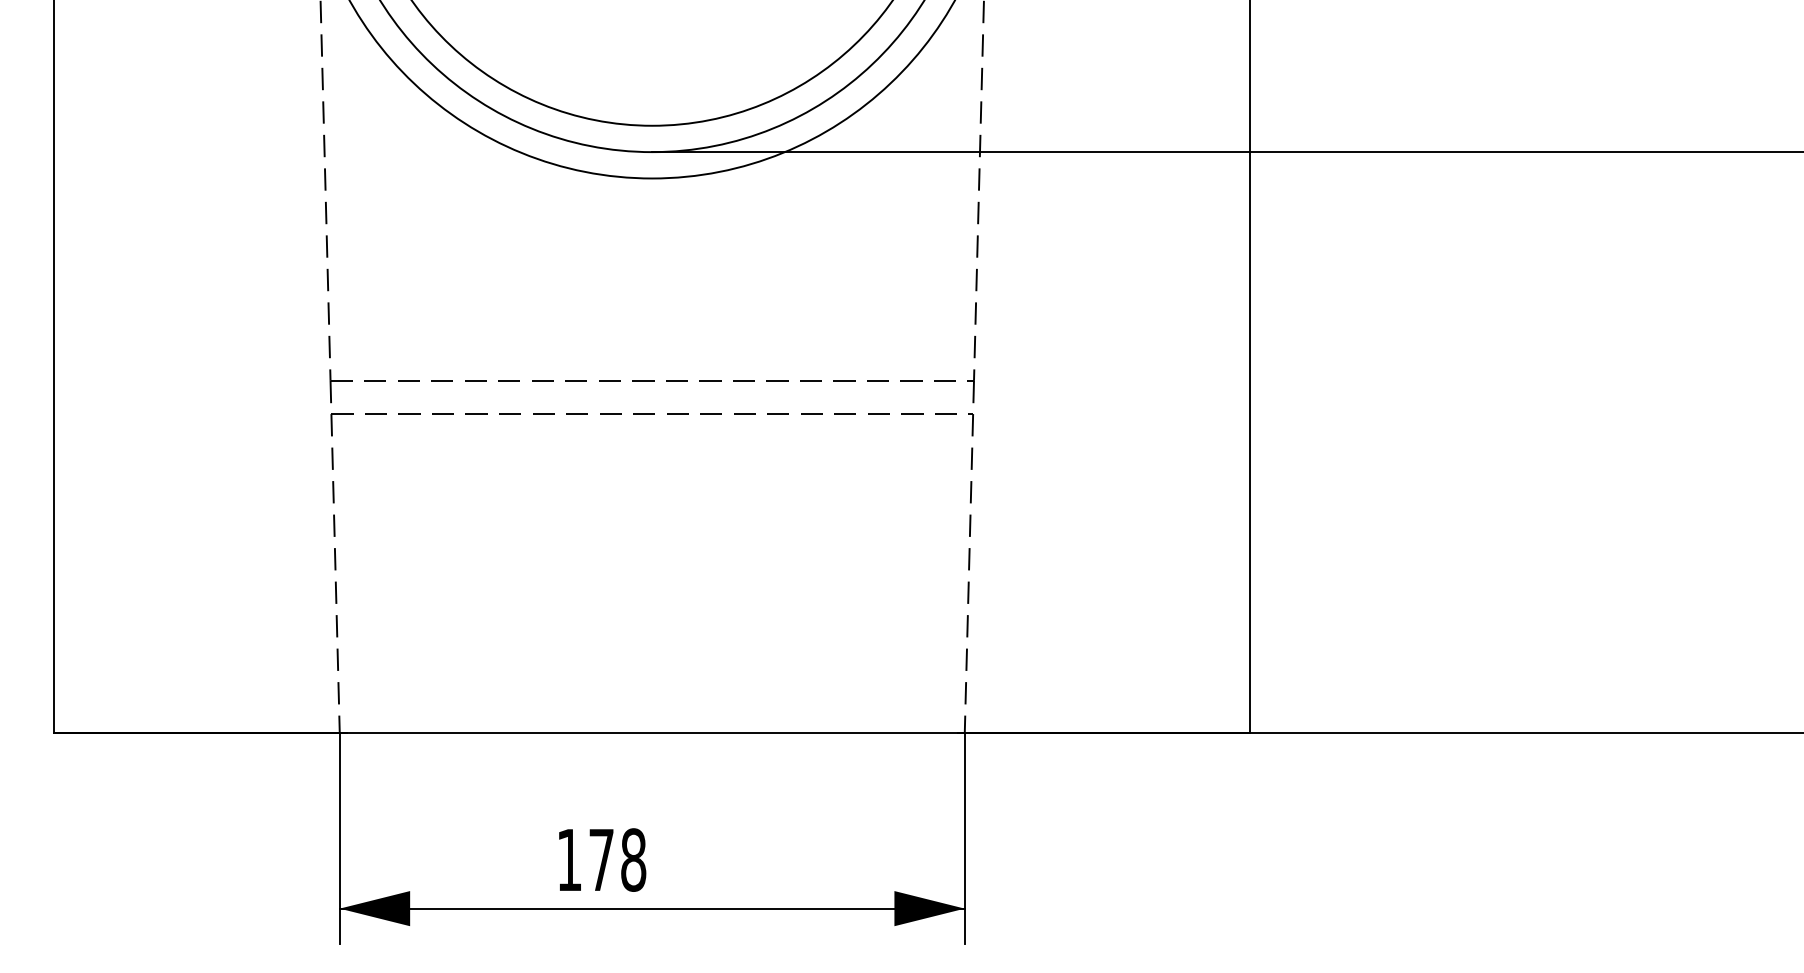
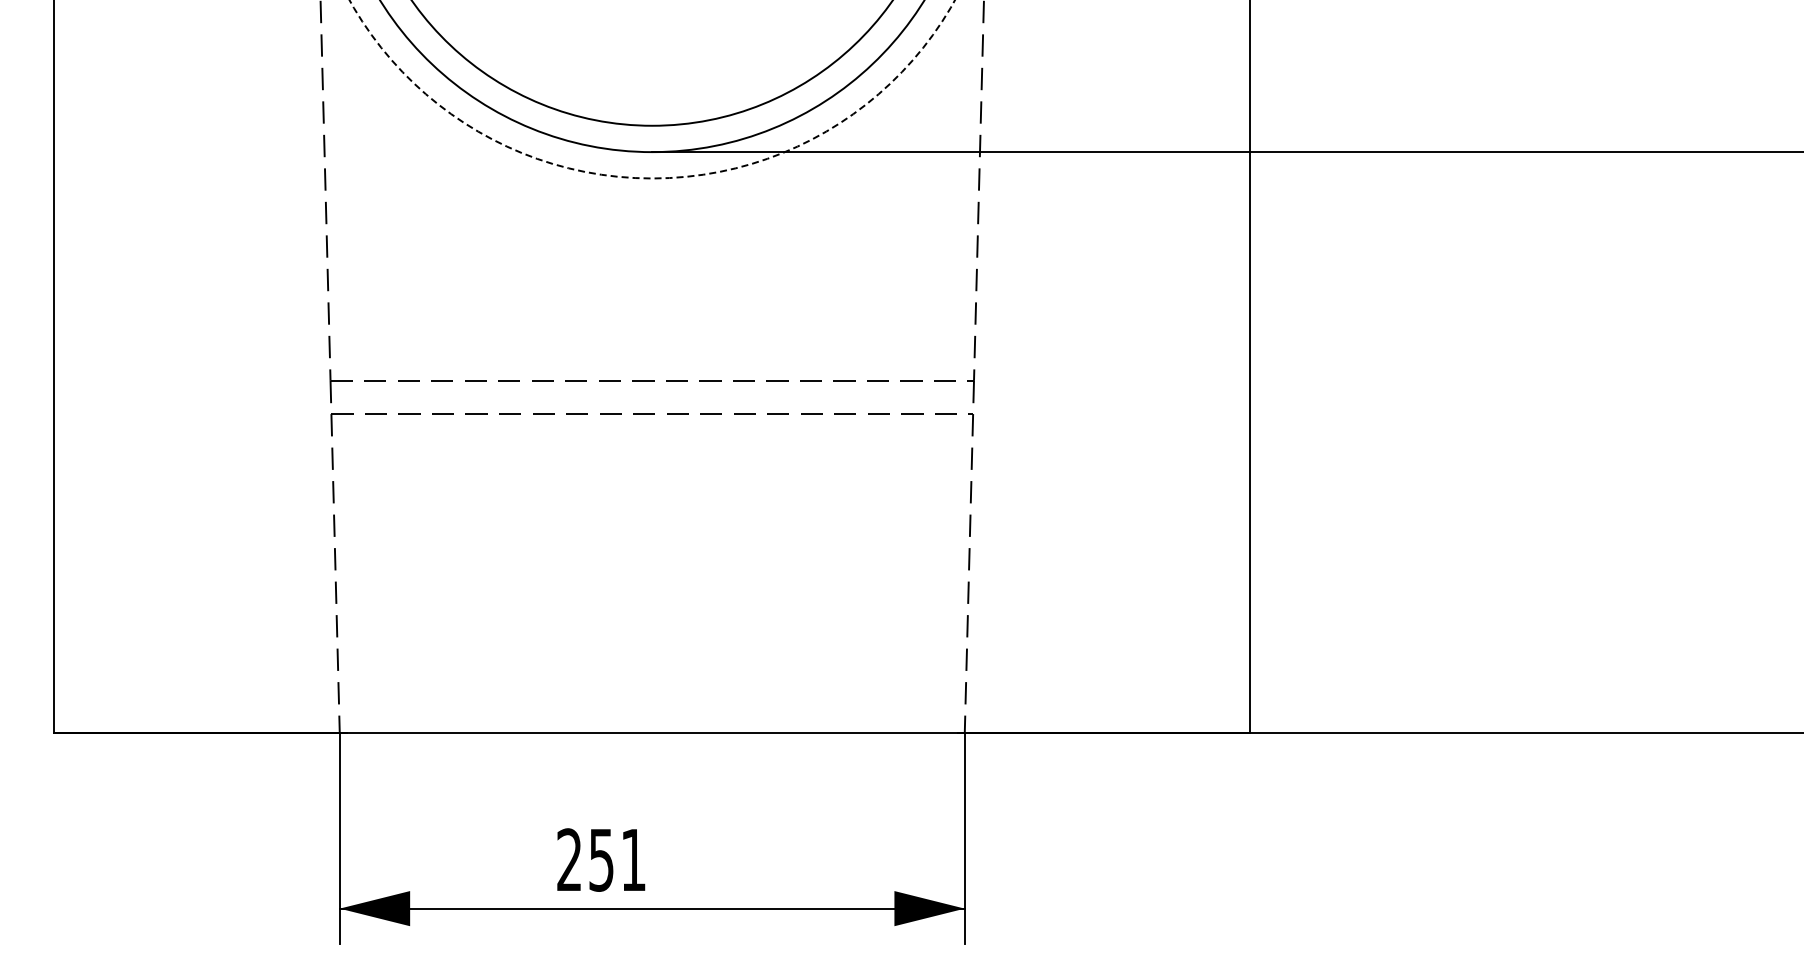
arc: solid -> dashed (652, 178)
text: 178 -> 251 (601, 859)
